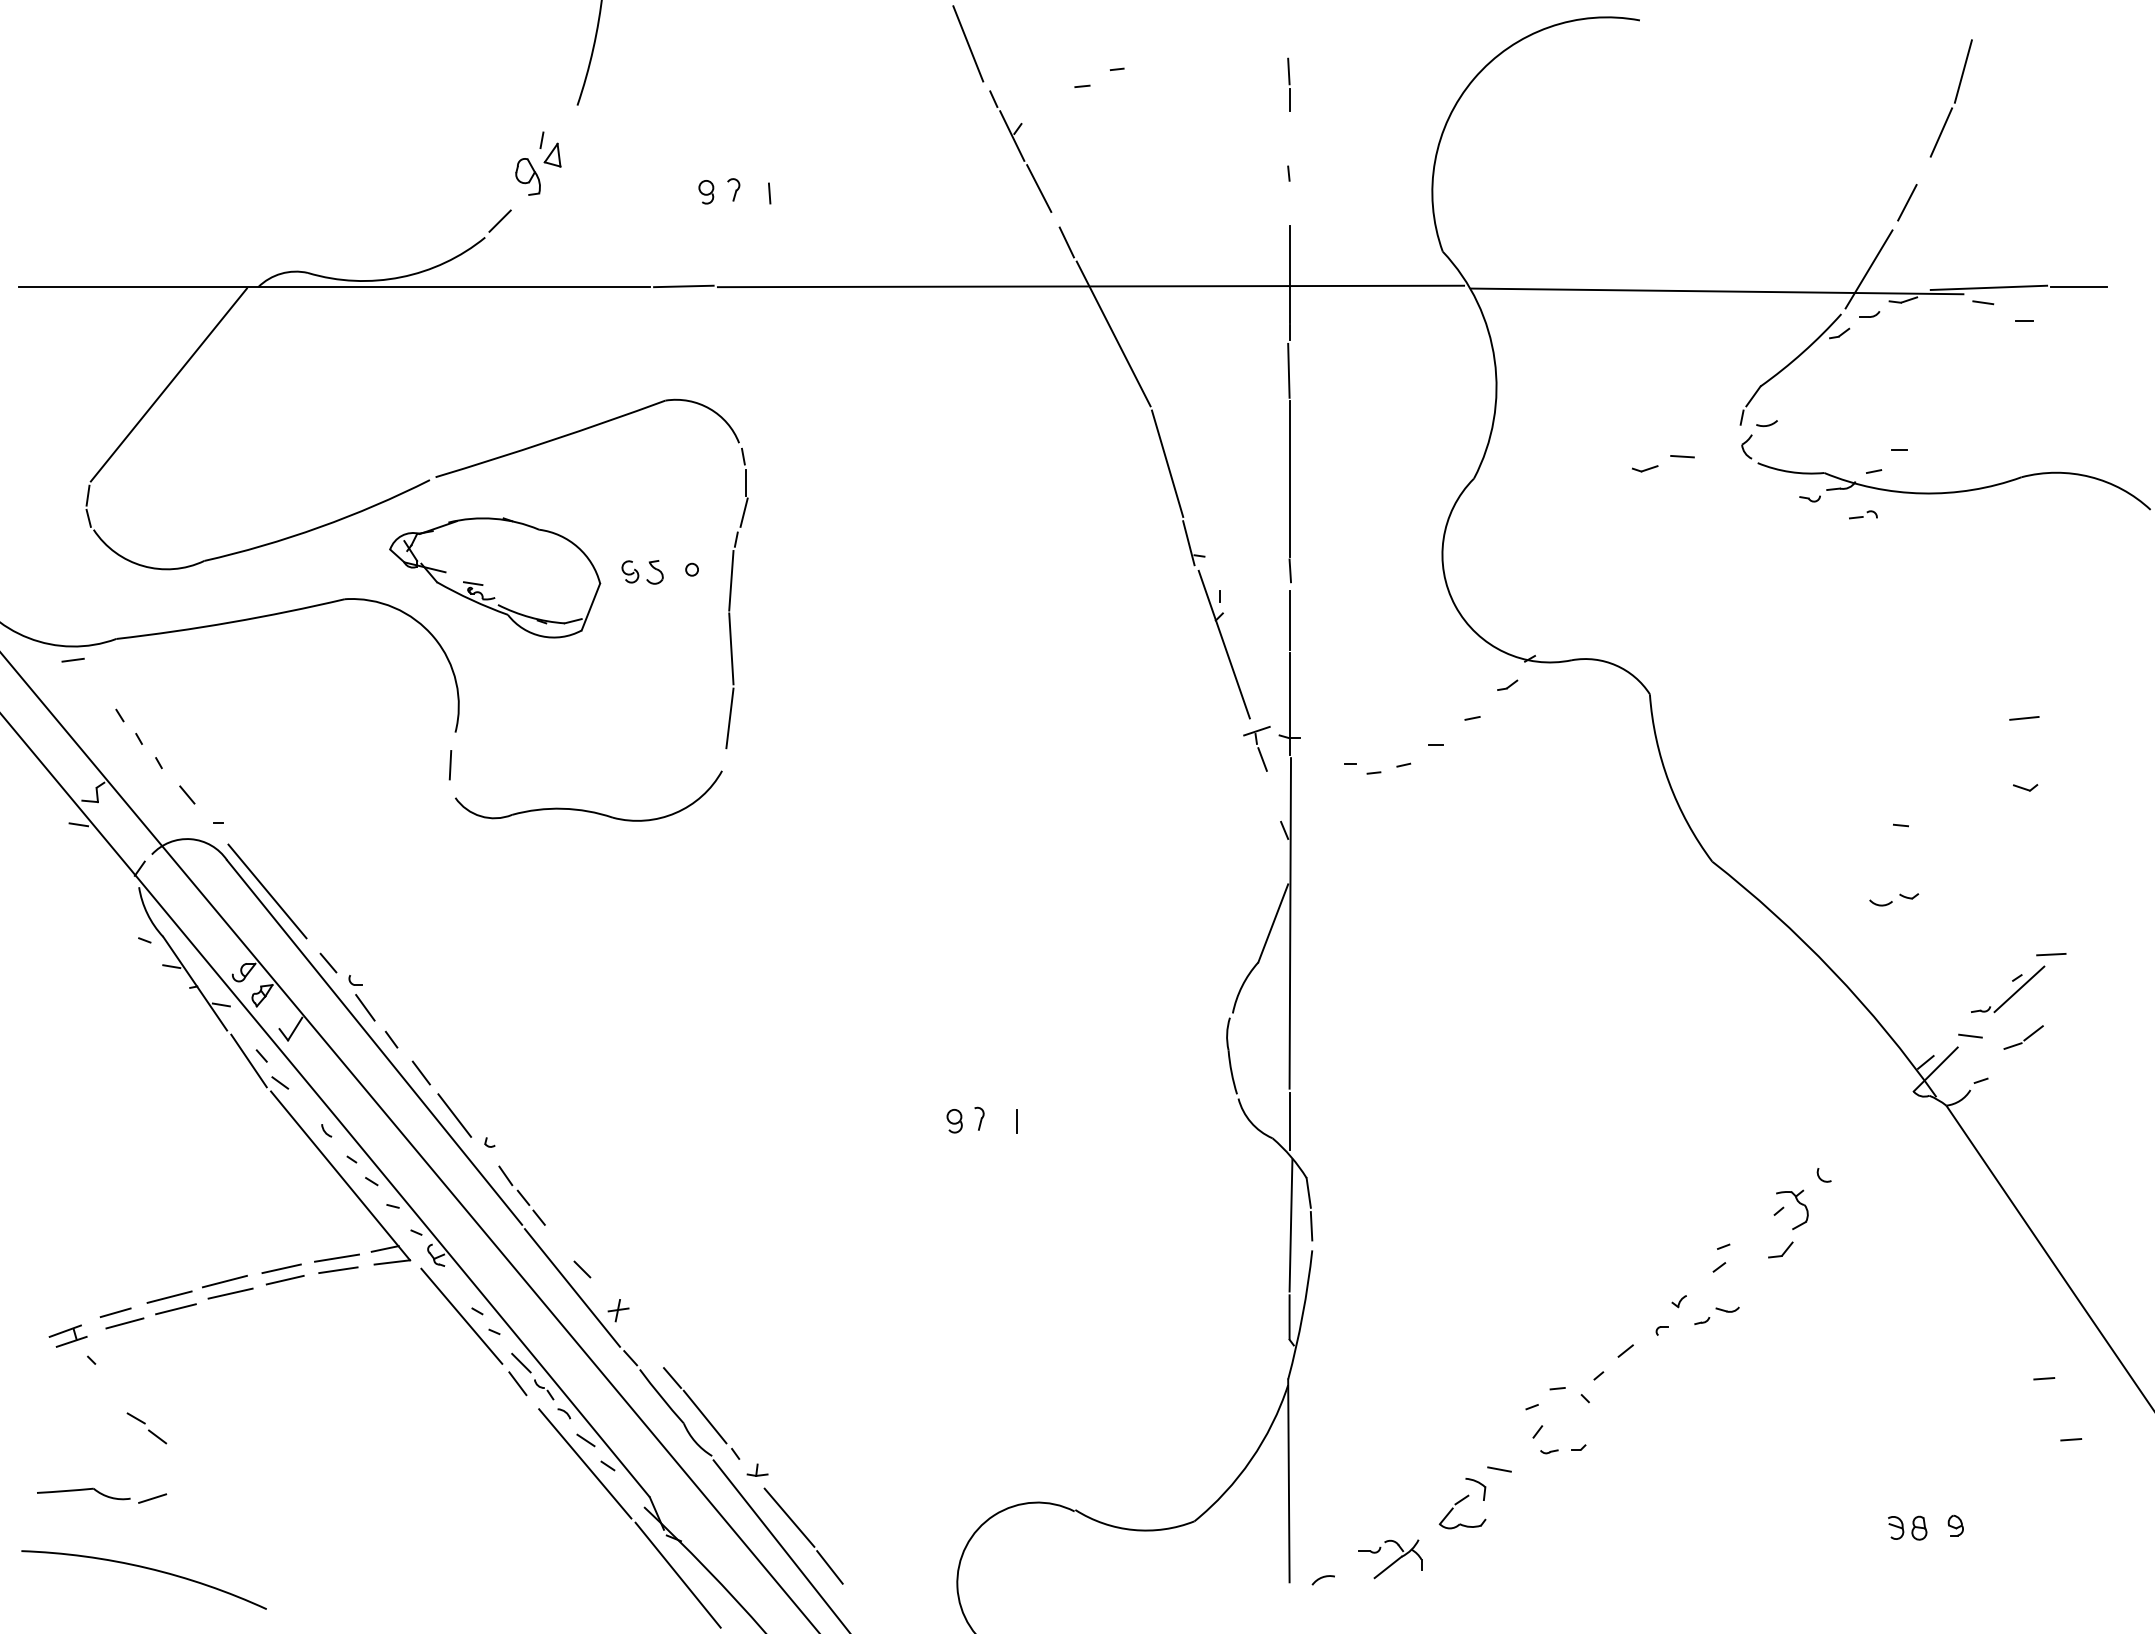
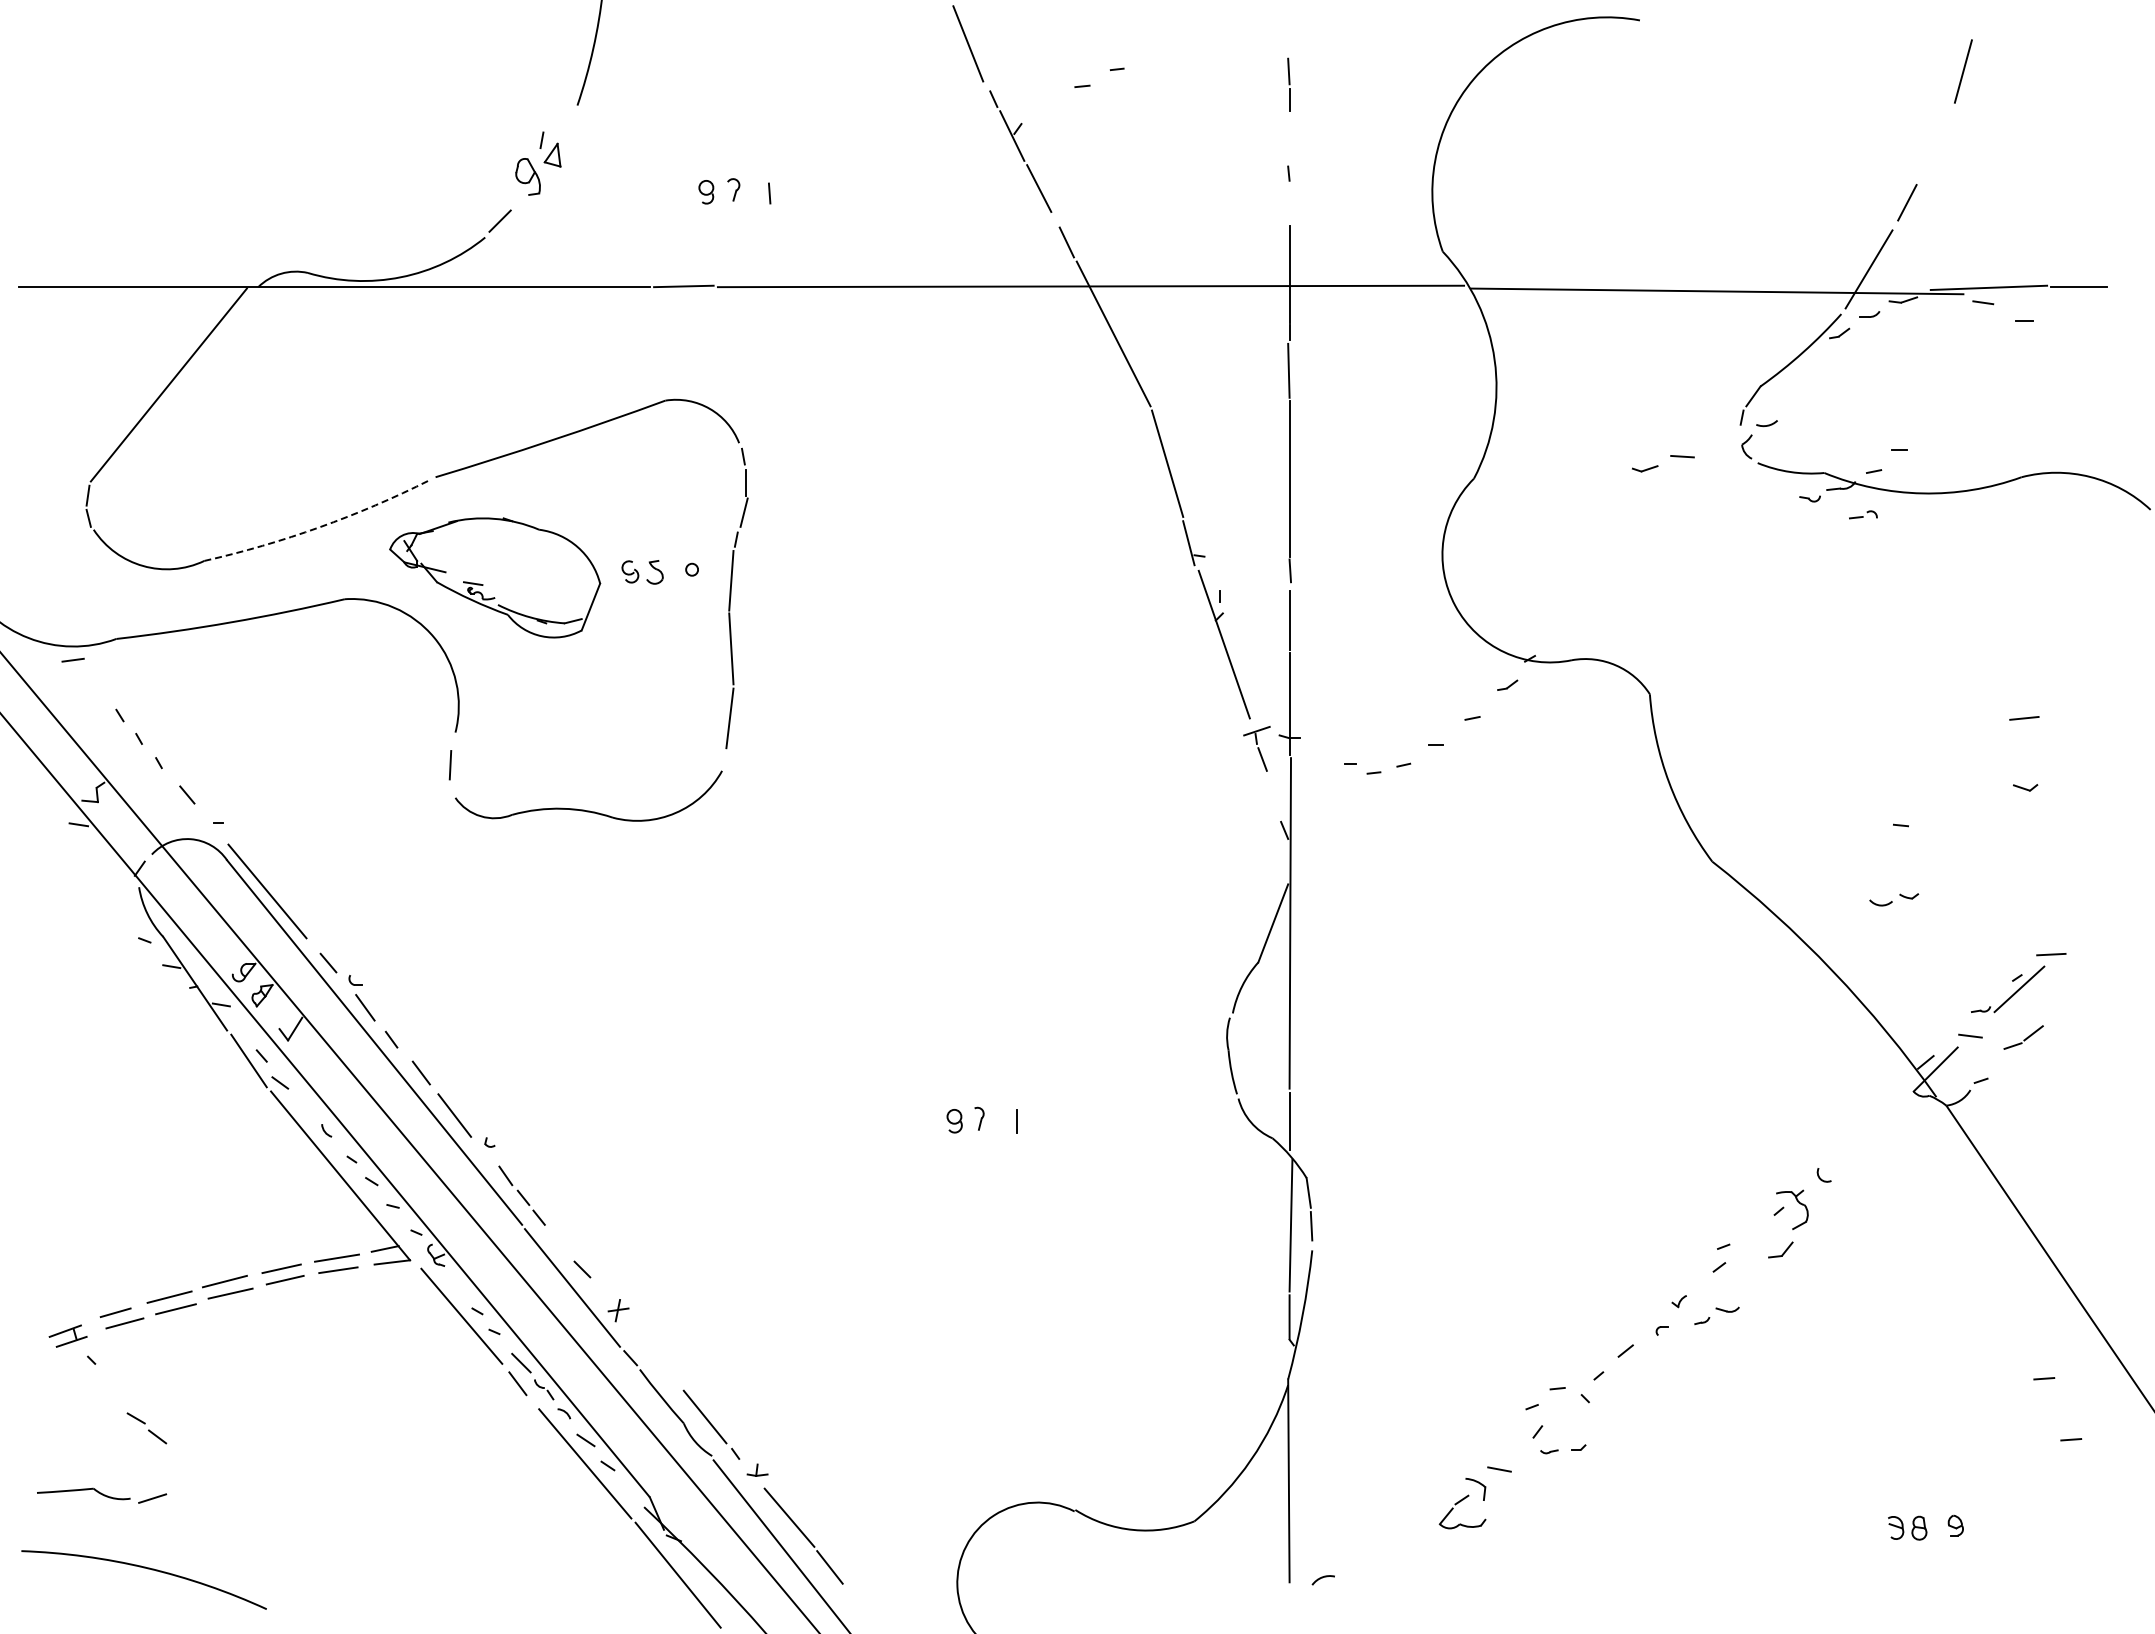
line: present -> none (1941, 132)
arc: solid -> dashed (319, 527)
line: present -> none (672, 1377)
part: present -> none (1390, 1559)
